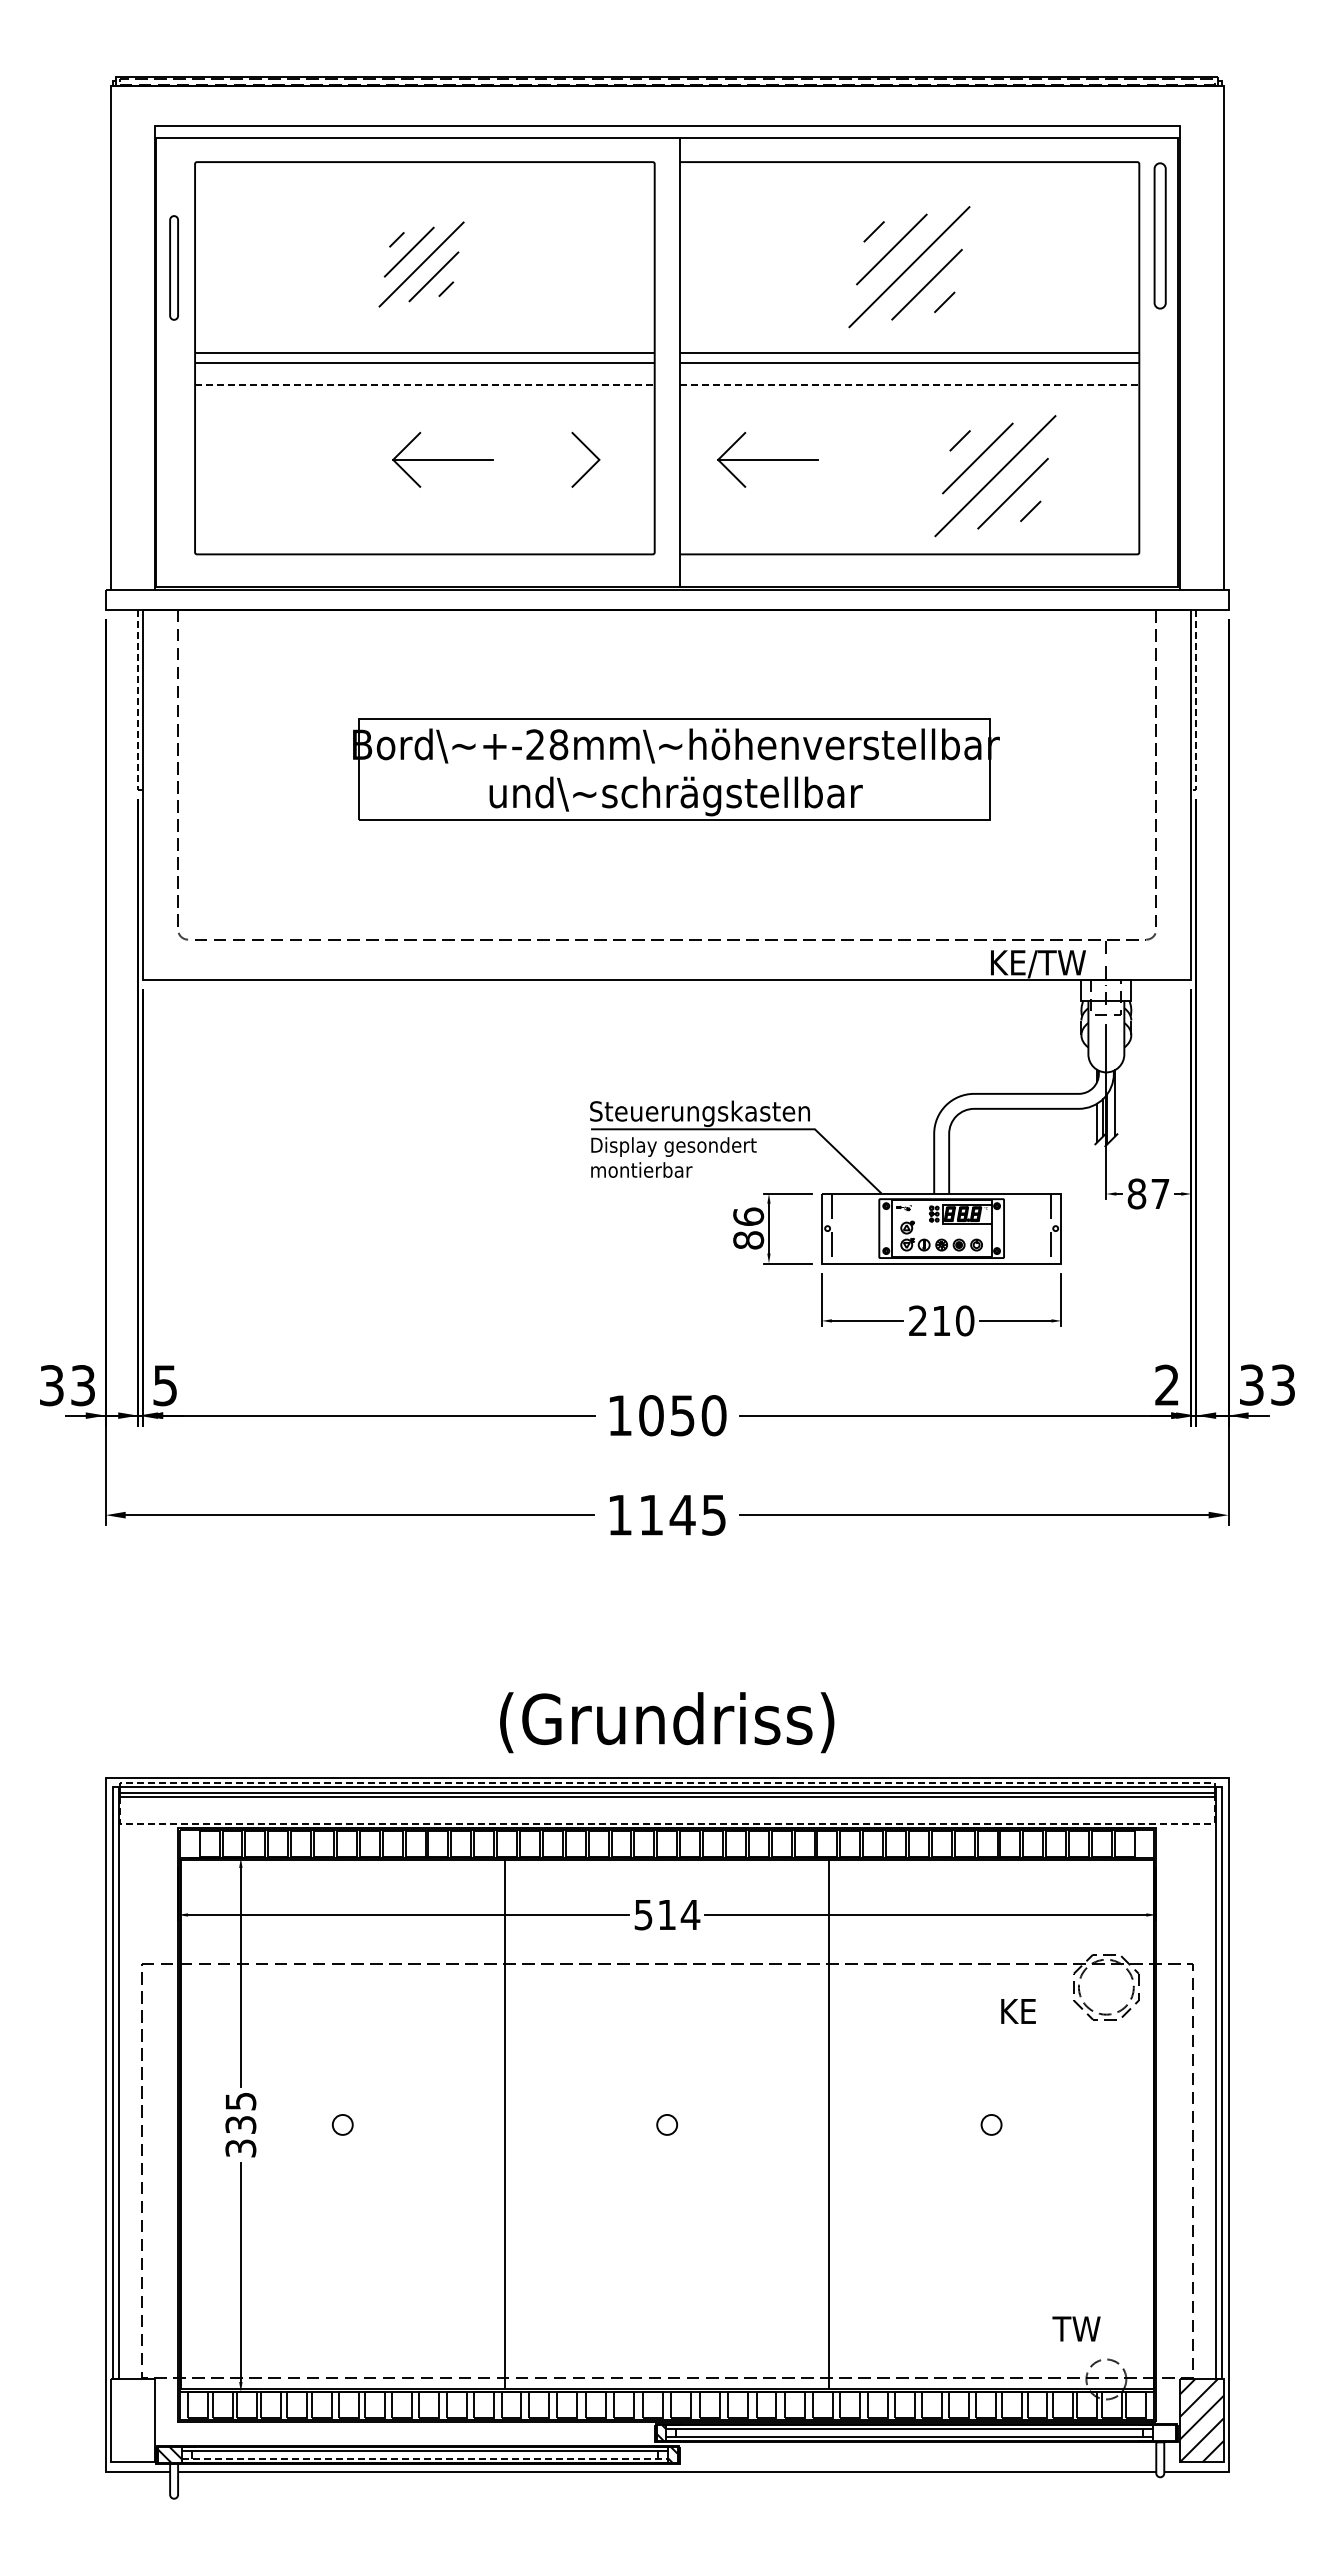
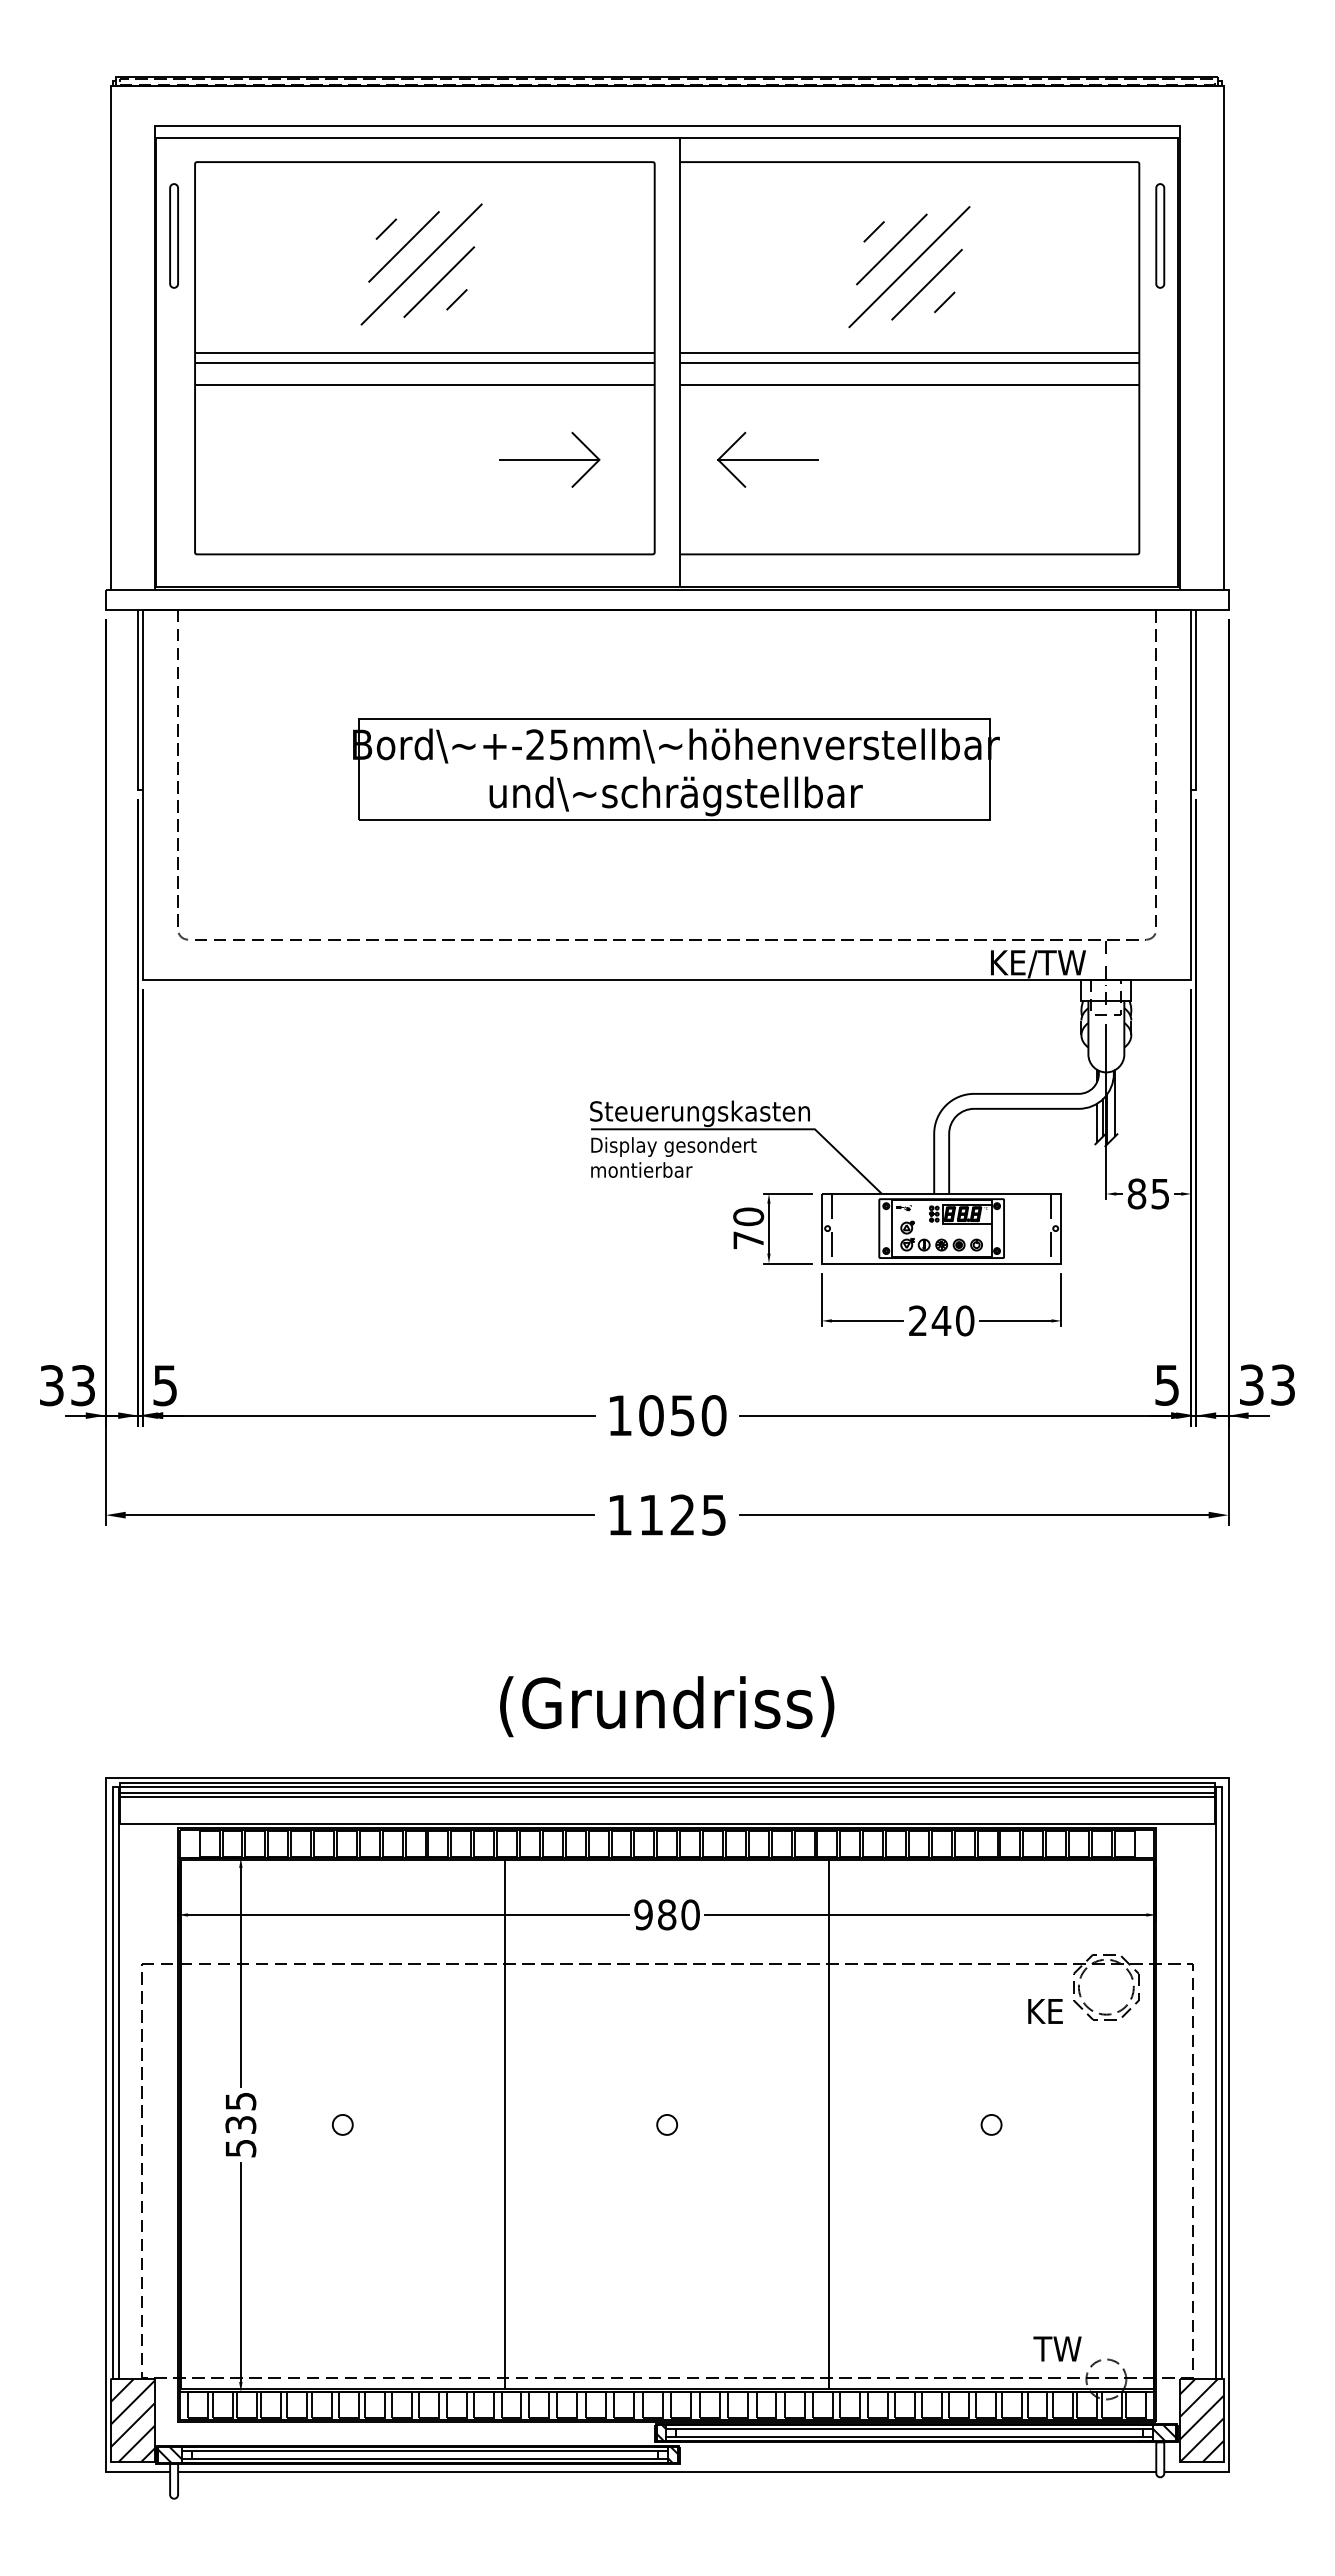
part size: 14x148 px -> 11x106 px (1160, 235)
part size: 87x87 px -> 123x123 px (421, 264)
part position: (173, 267) -> (173, 235) (173, 235)
line: dashed -> solid (424, 384)
line: dashed -> solid (909, 384)
part: present -> none (442, 459)
line: none -> present (549, 459)
part: present -> none (995, 476)
line: dashed -> solid (138, 703)
line: dashed -> solid (1196, 703)
text: +-28mm -> +-25mm (558, 744)
text: 87 -> 85 (1160, 1194)
text: 86 -> 70 (748, 1228)
text: 210 -> 240 (941, 1320)
text: 2 -> 5 (1166, 1384)
text: 1145 -> 1125 (682, 1514)
text position: (667, 1722) -> (667, 1706) (667, 1706)
line: dashed -> solid (667, 1782)
line: dashed -> solid (667, 1823)
text: 514 -> 980 (667, 1914)
text position: (1018, 2011) -> (1045, 2011) (1045, 2011)
text: 335 -> 535 (240, 2147)
text position: (1076, 2328) -> (1057, 2348) (1057, 2348)
hatch: none -> present (132, 2419)
hatch: none -> present (1164, 2433)
line: dashed -> solid (425, 2458)
